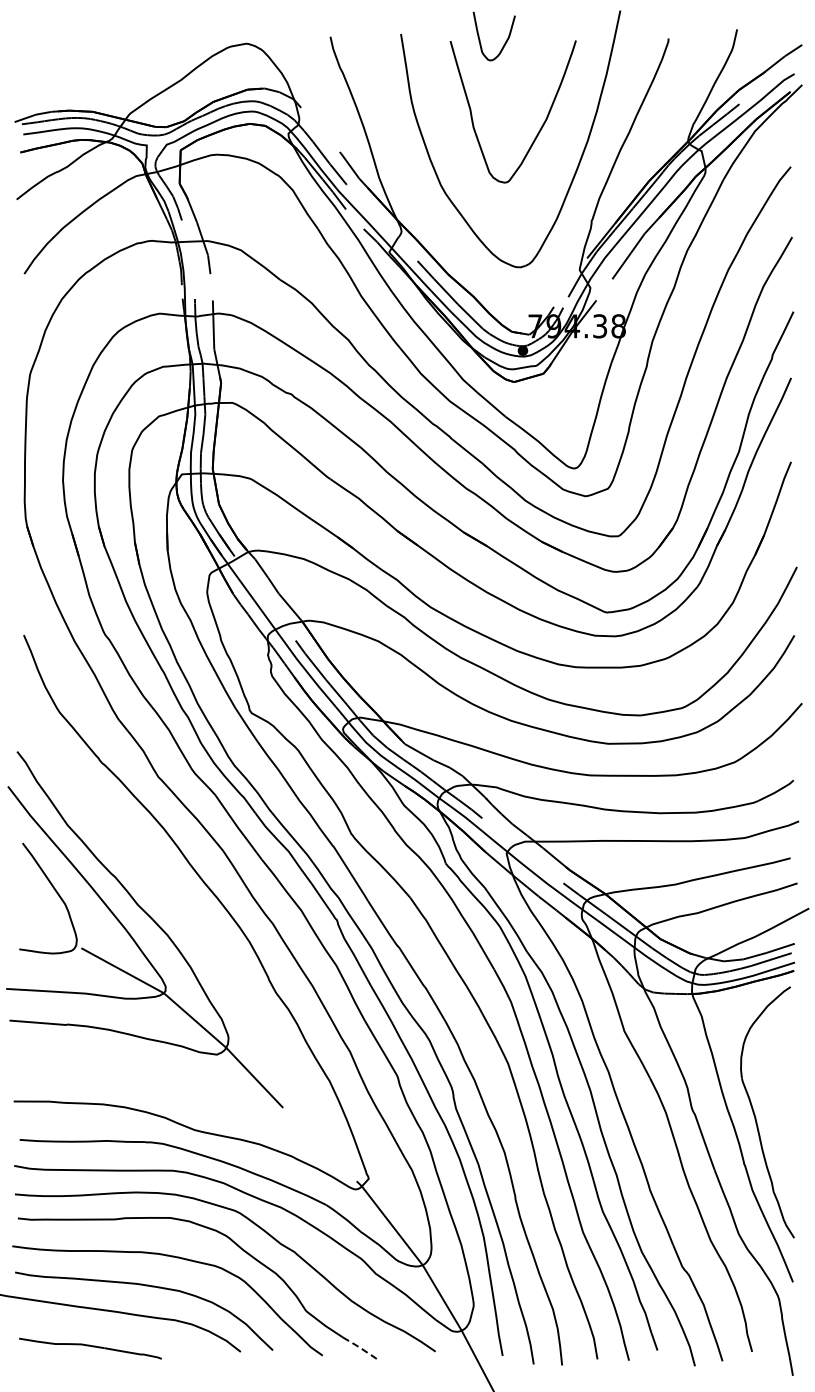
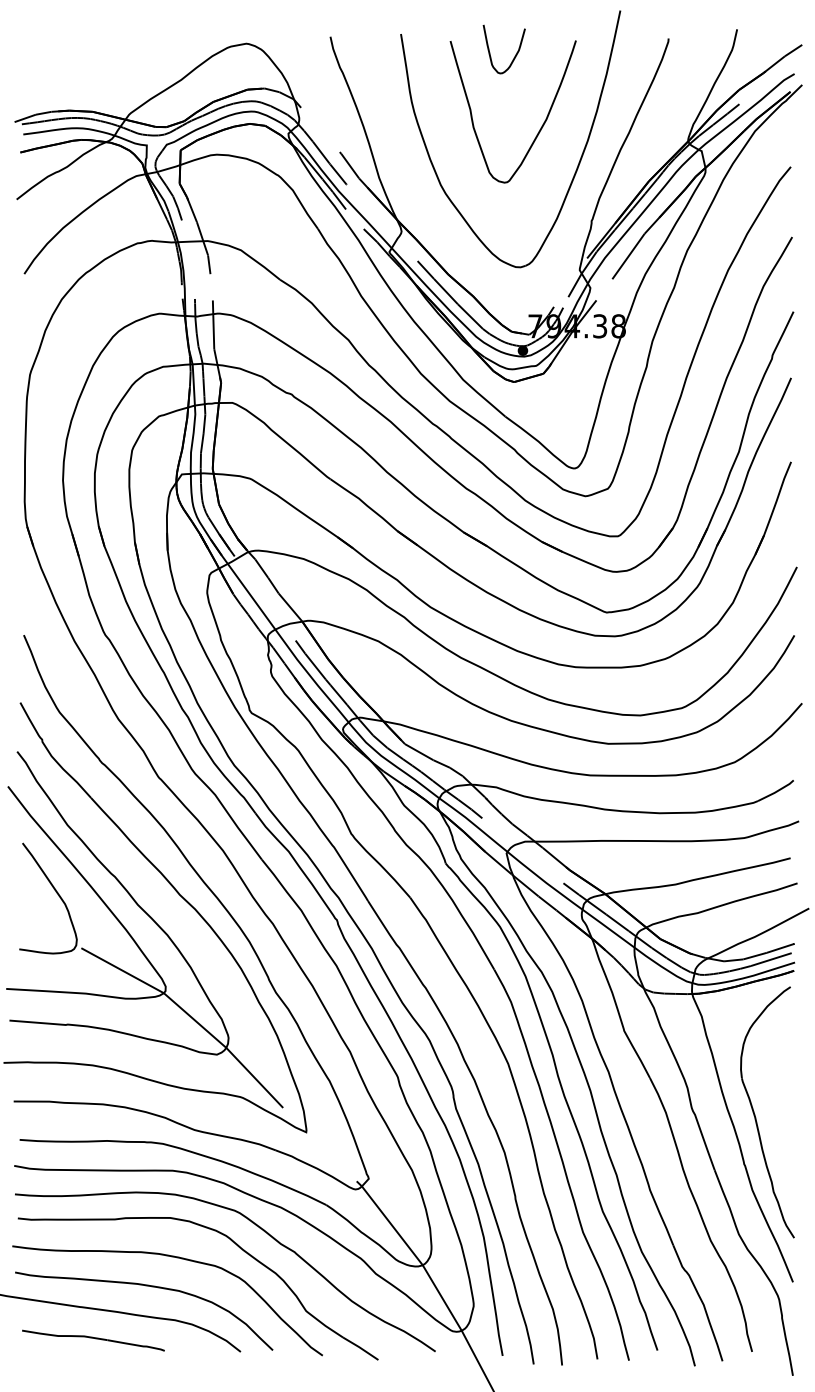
curve position: (503, 44) -> (513, 57) (513, 57)
part: none -> present (178, 894)
part position: (90, 1348) -> (93, 1340) (93, 1340)
line: dashed -> solid (360, 1348)
